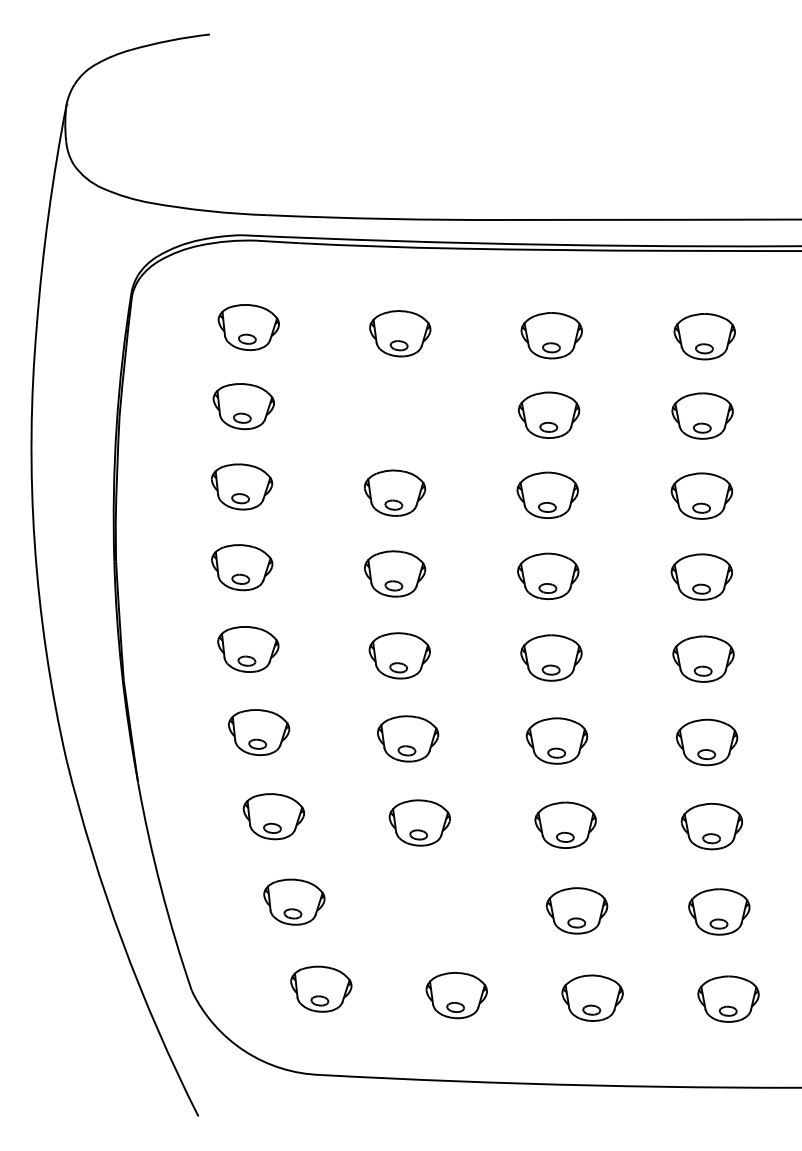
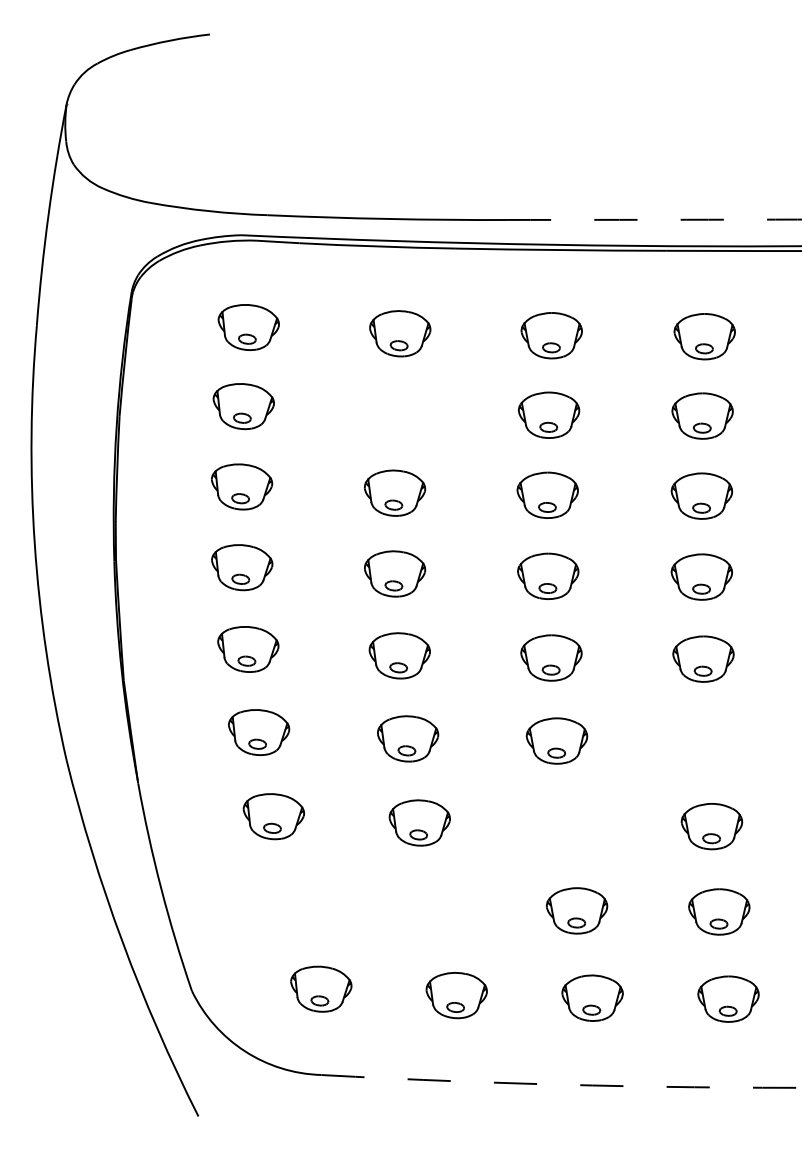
arc: solid -> dashed (655, 219)
part: present -> none (706, 742)
part: present -> none (565, 824)
part: present -> none (294, 901)
arc: solid -> dashed (561, 1084)
